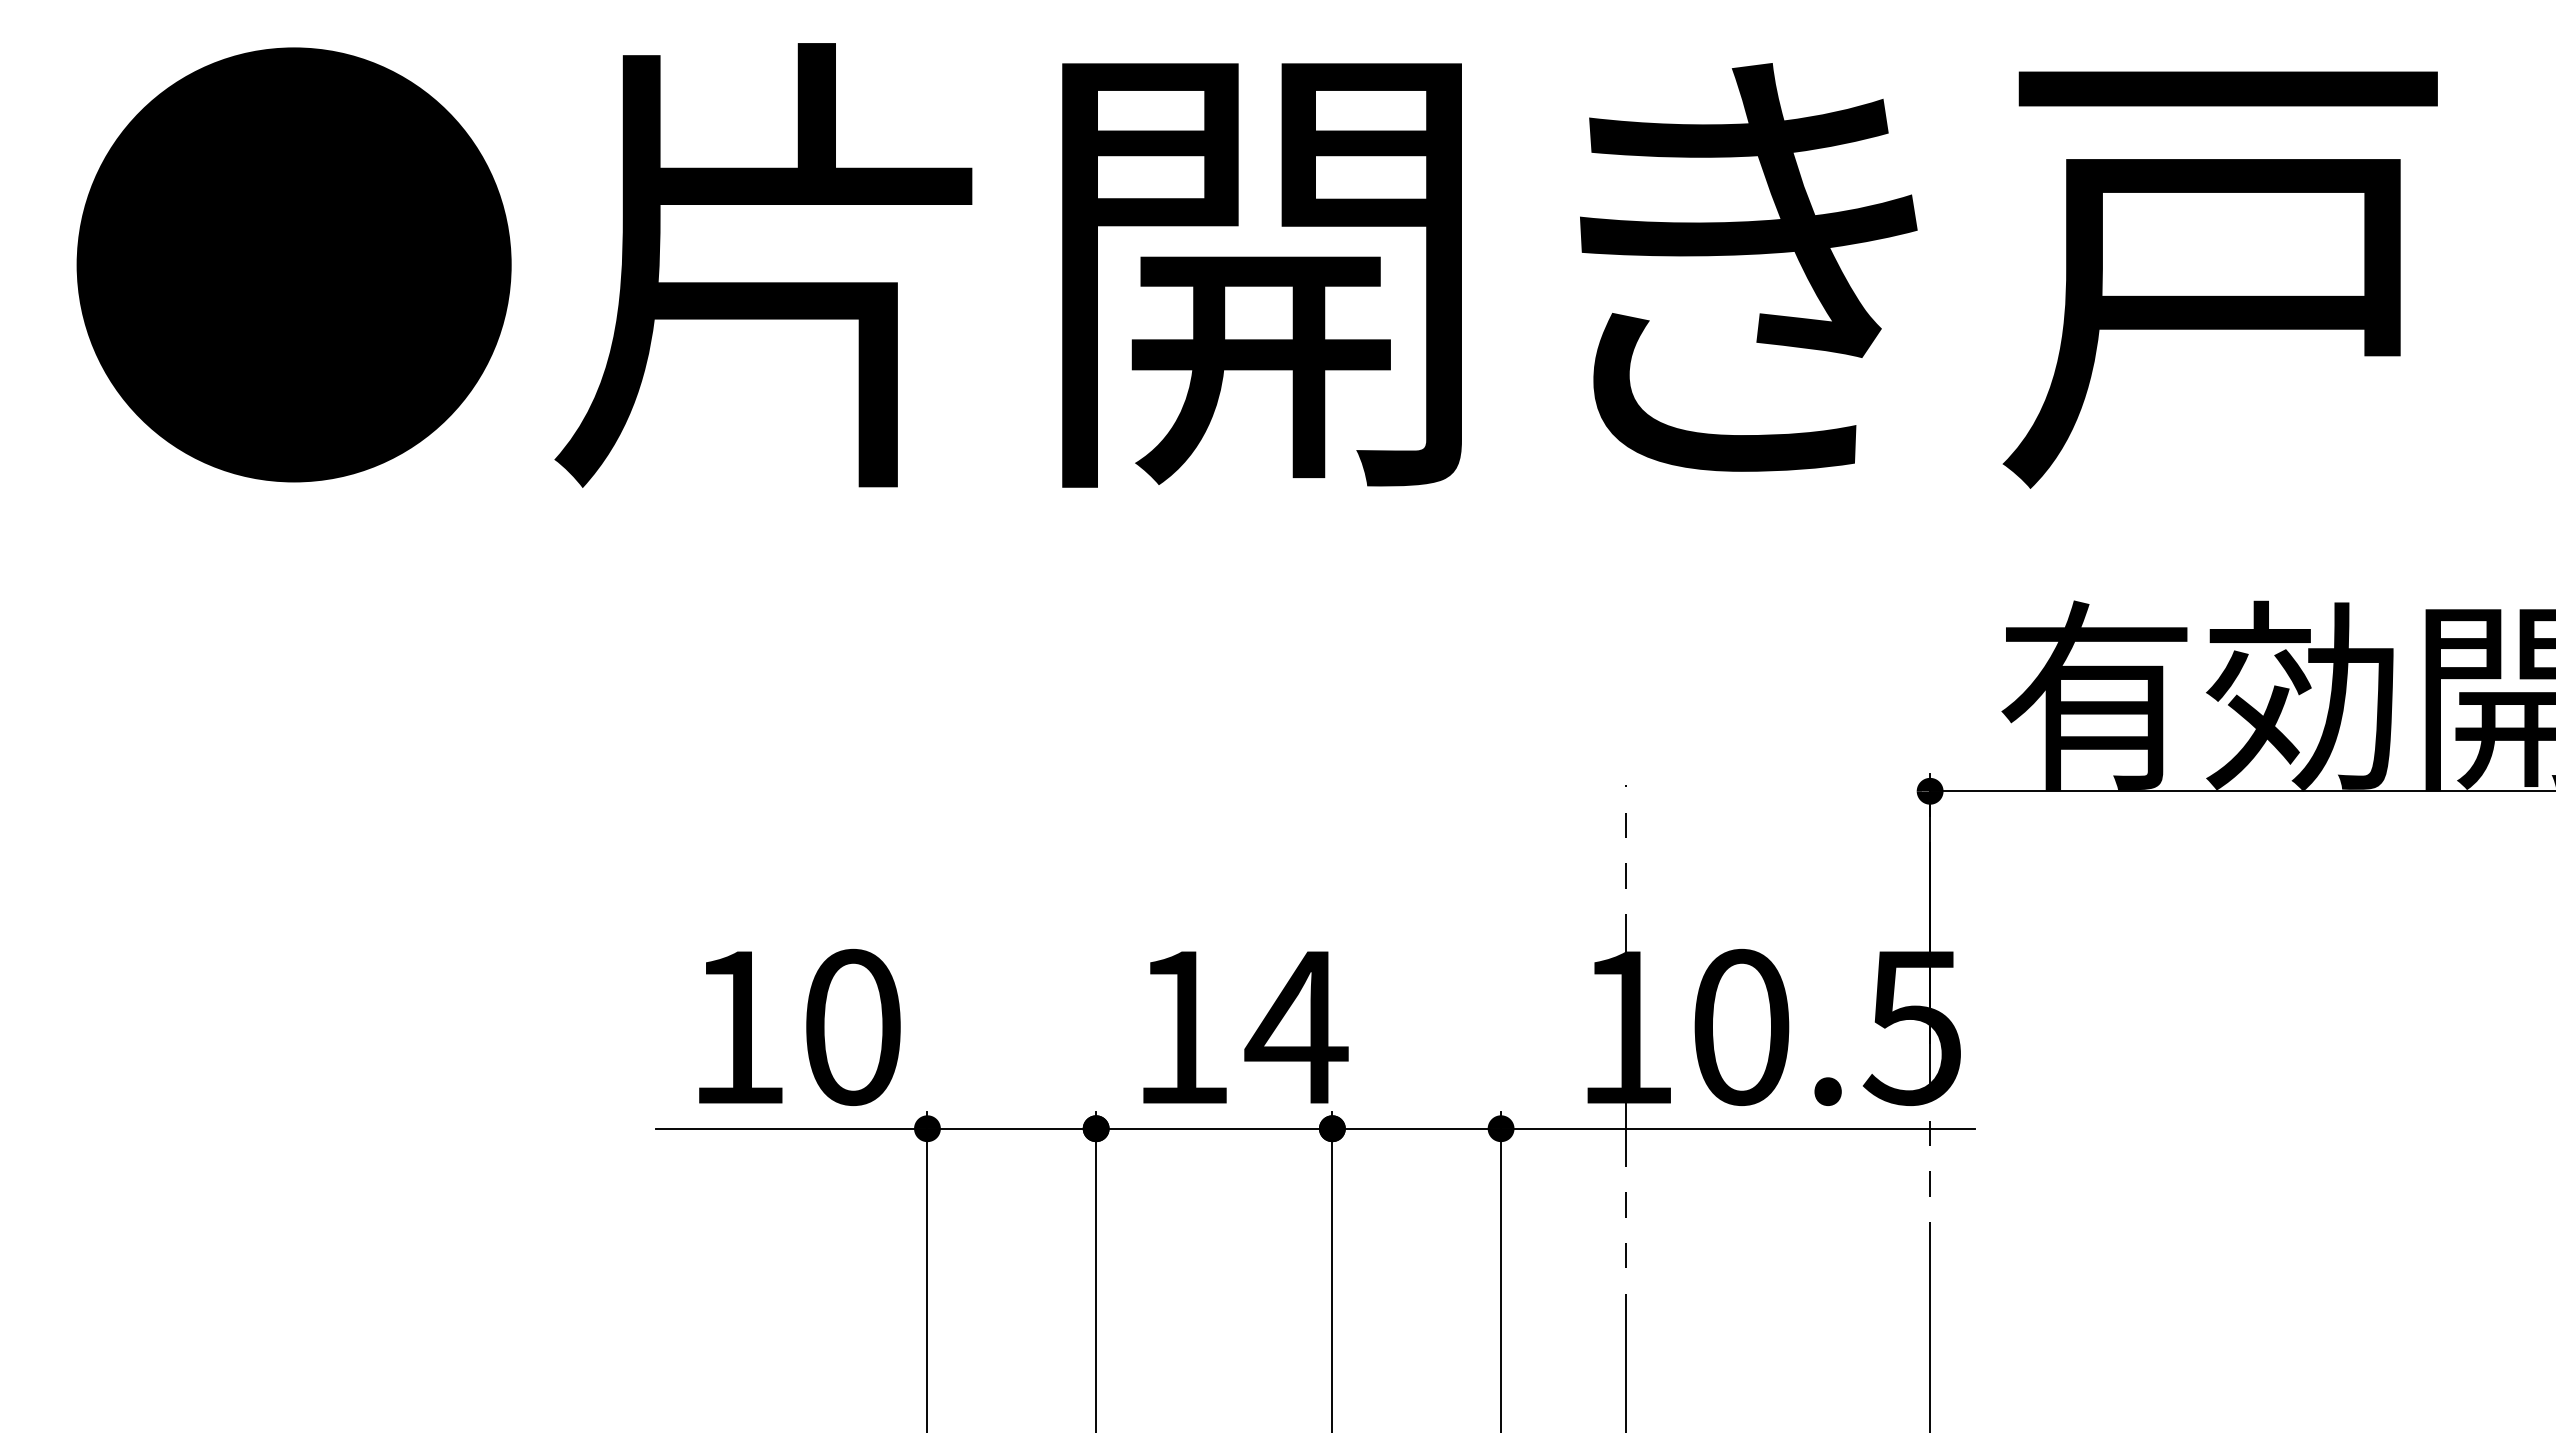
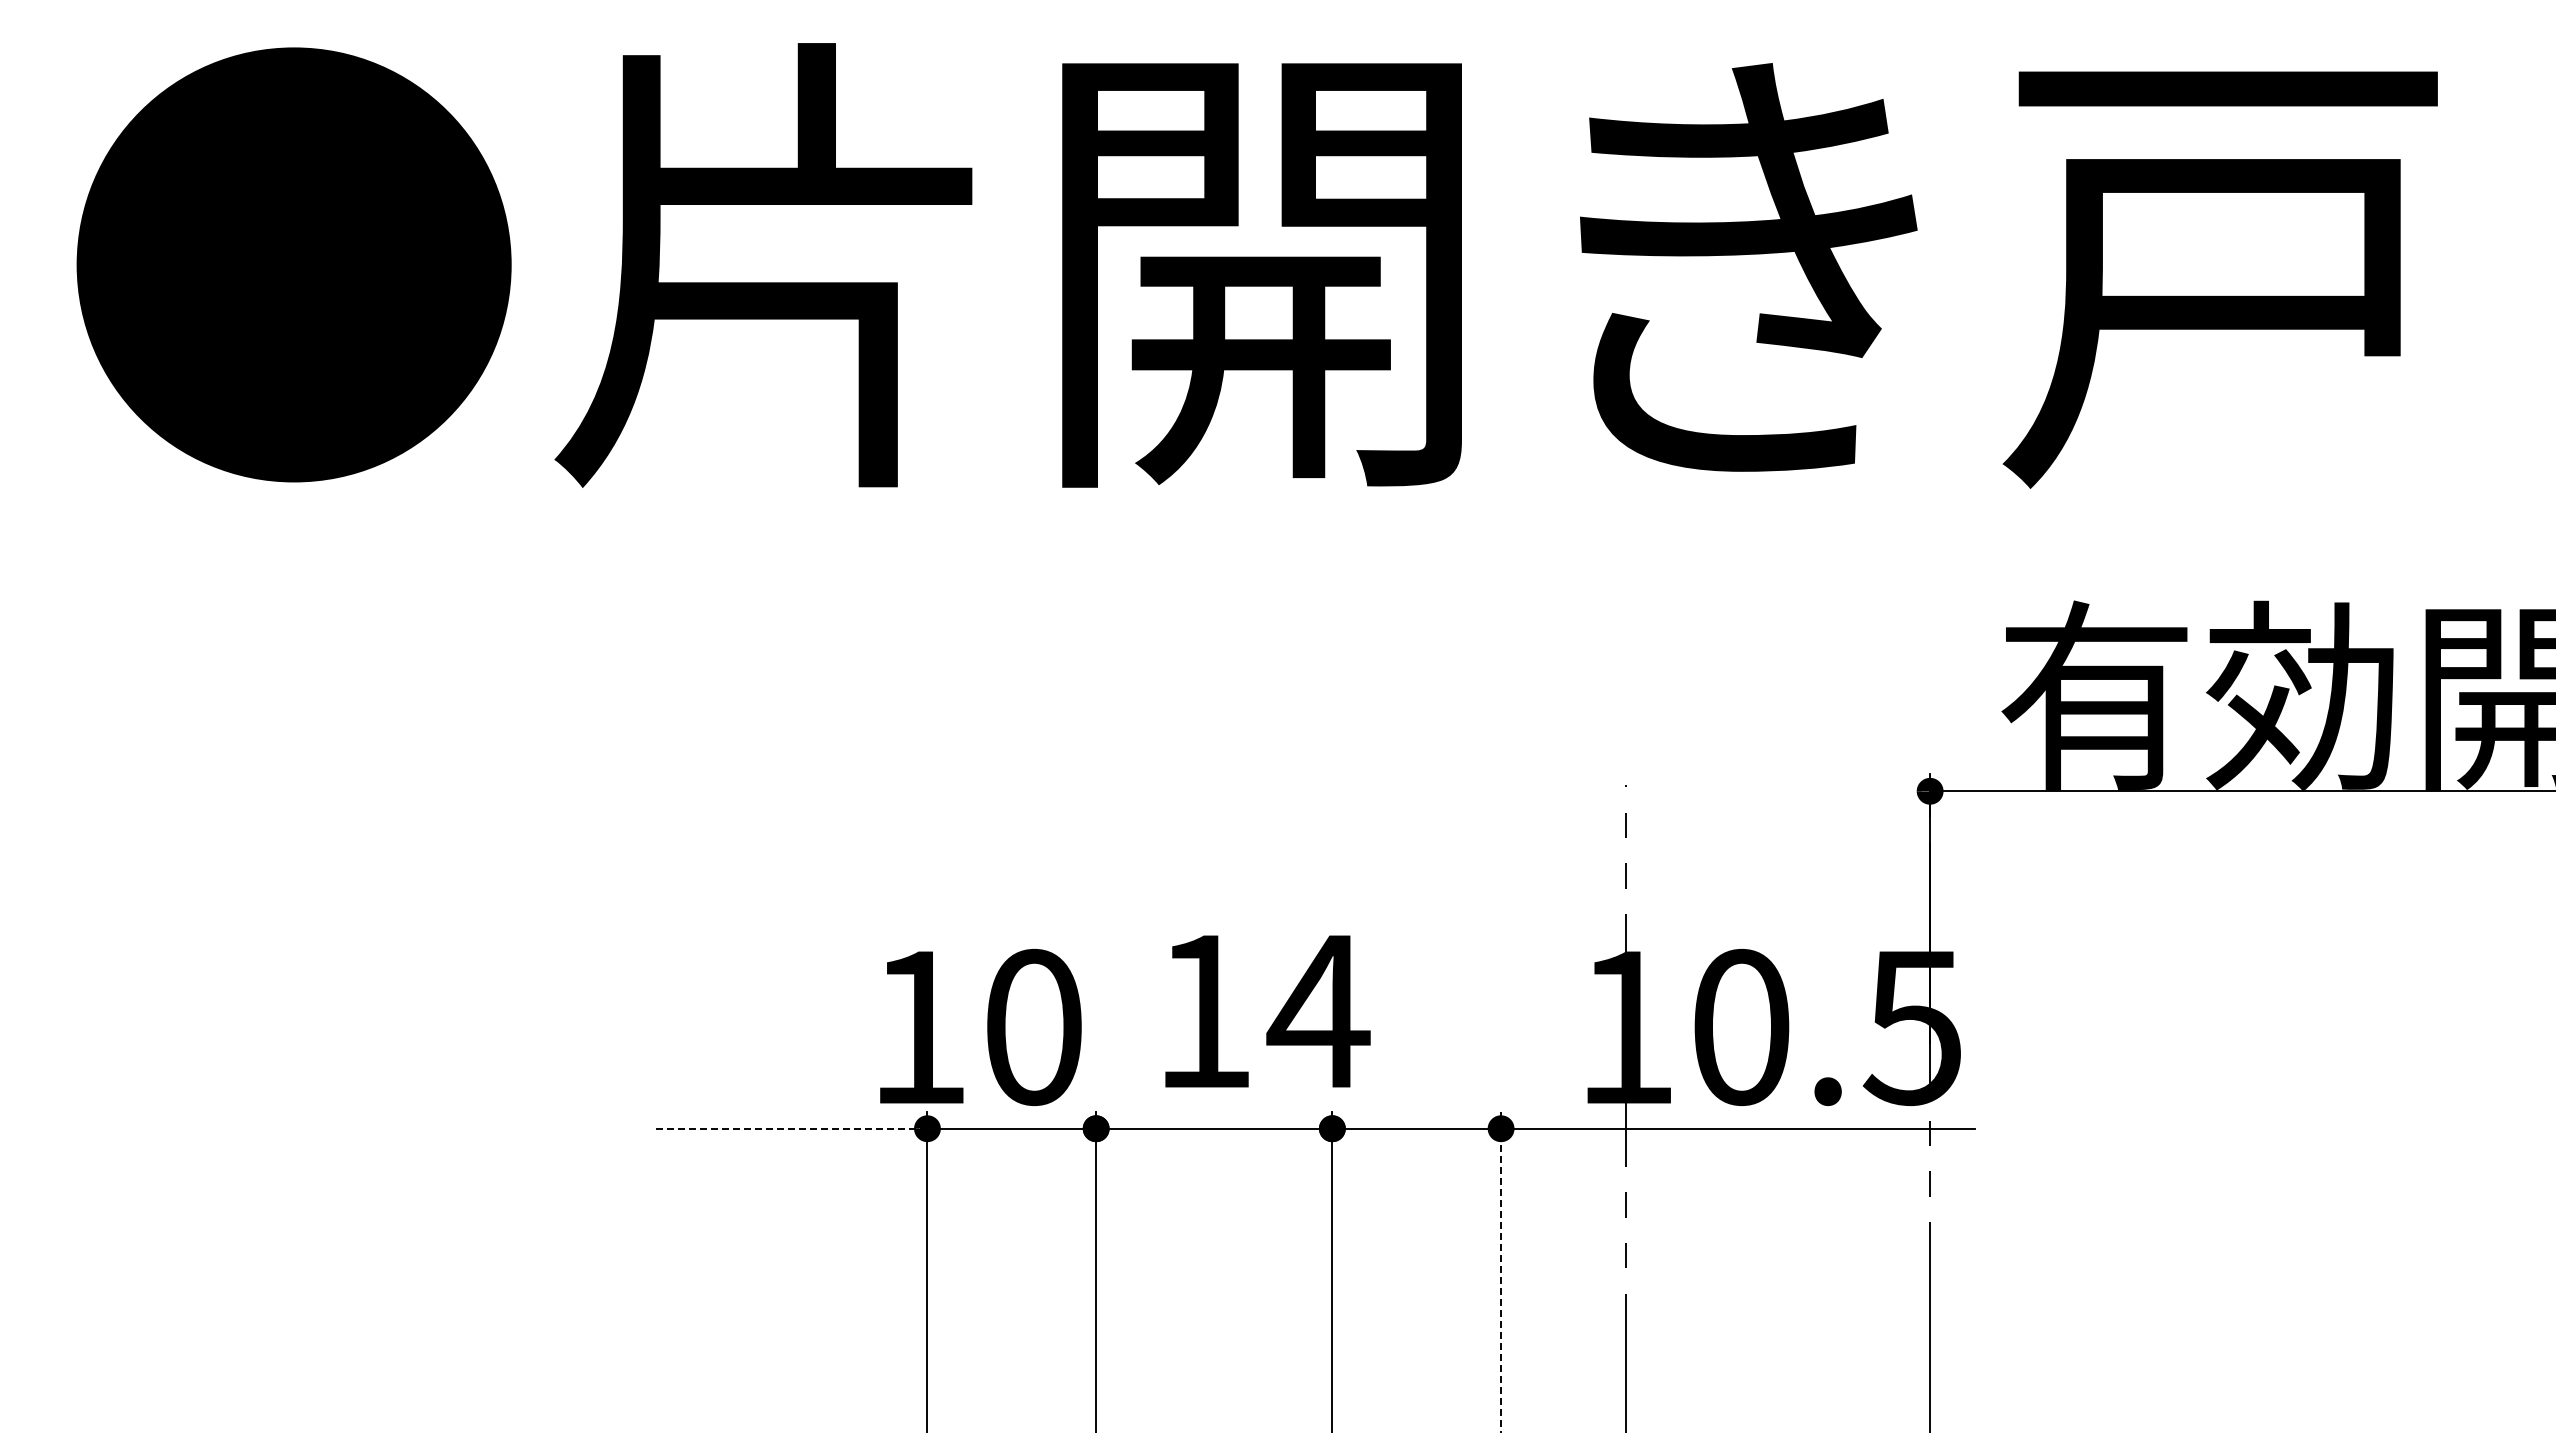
text position: (799, 1027) -> (980, 1027) (980, 1027)
text position: (1245, 1027) -> (1267, 1011) (1267, 1011)
line: solid -> dashed (791, 1128)
line: solid -> dashed (1501, 1271)
